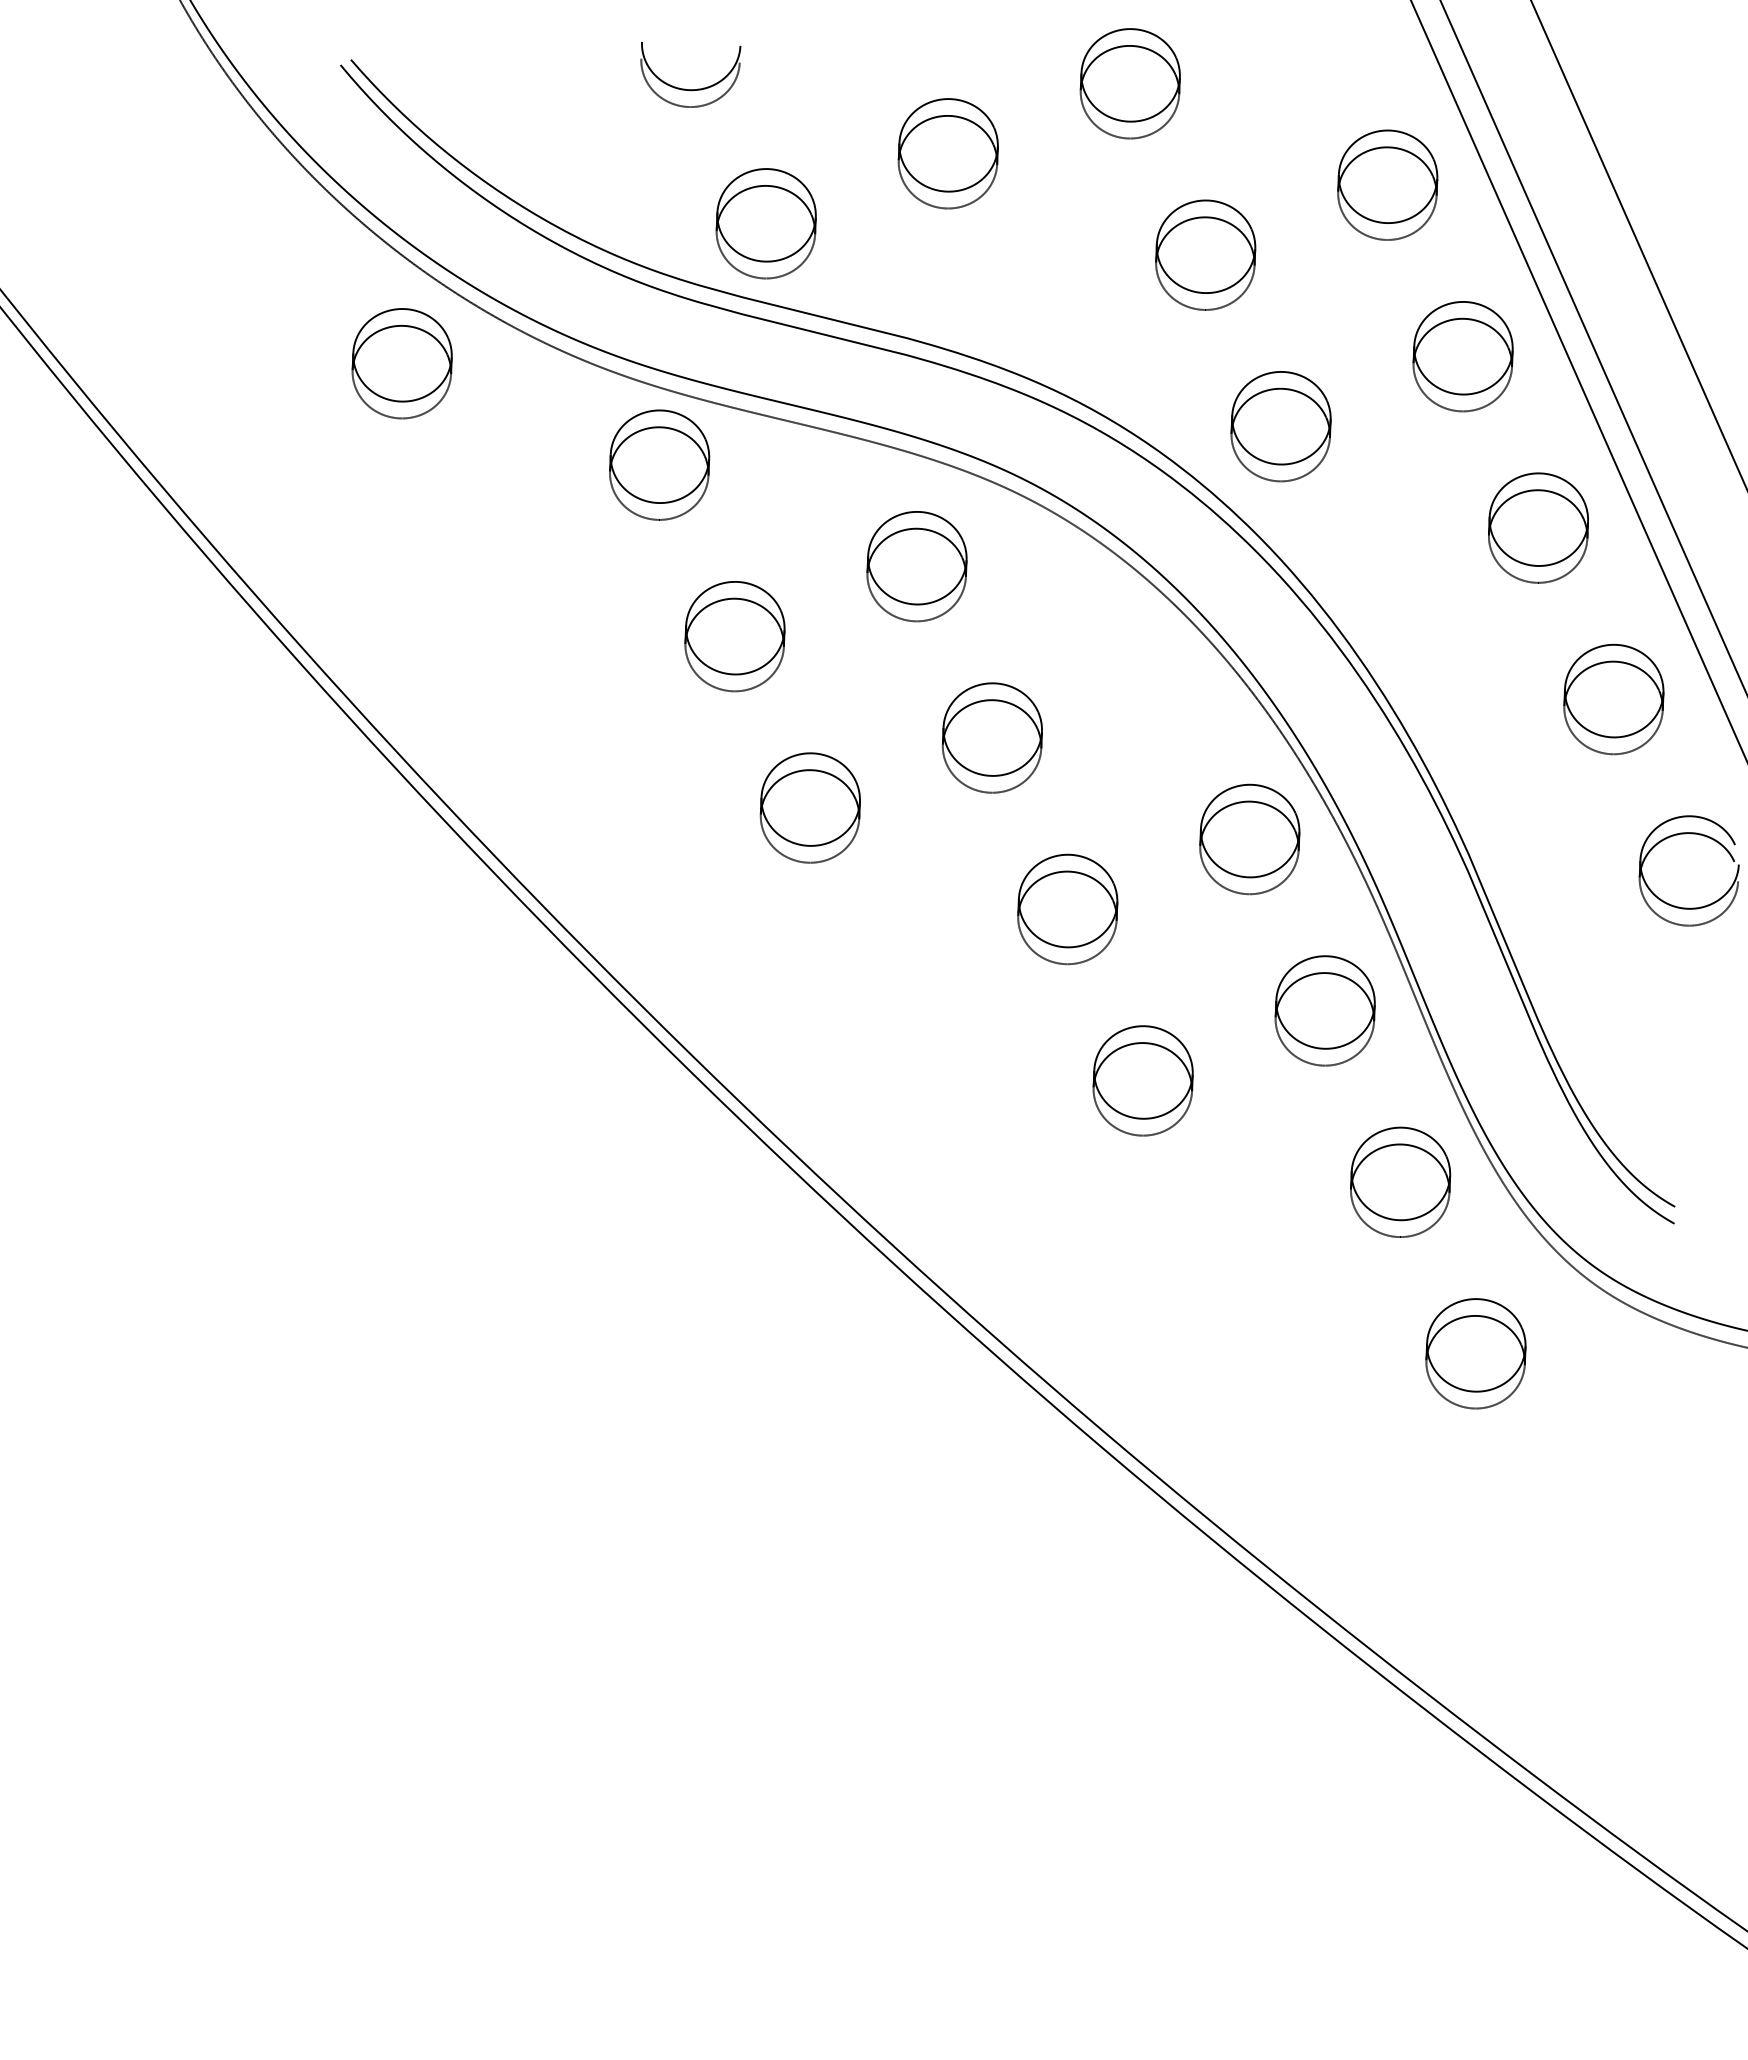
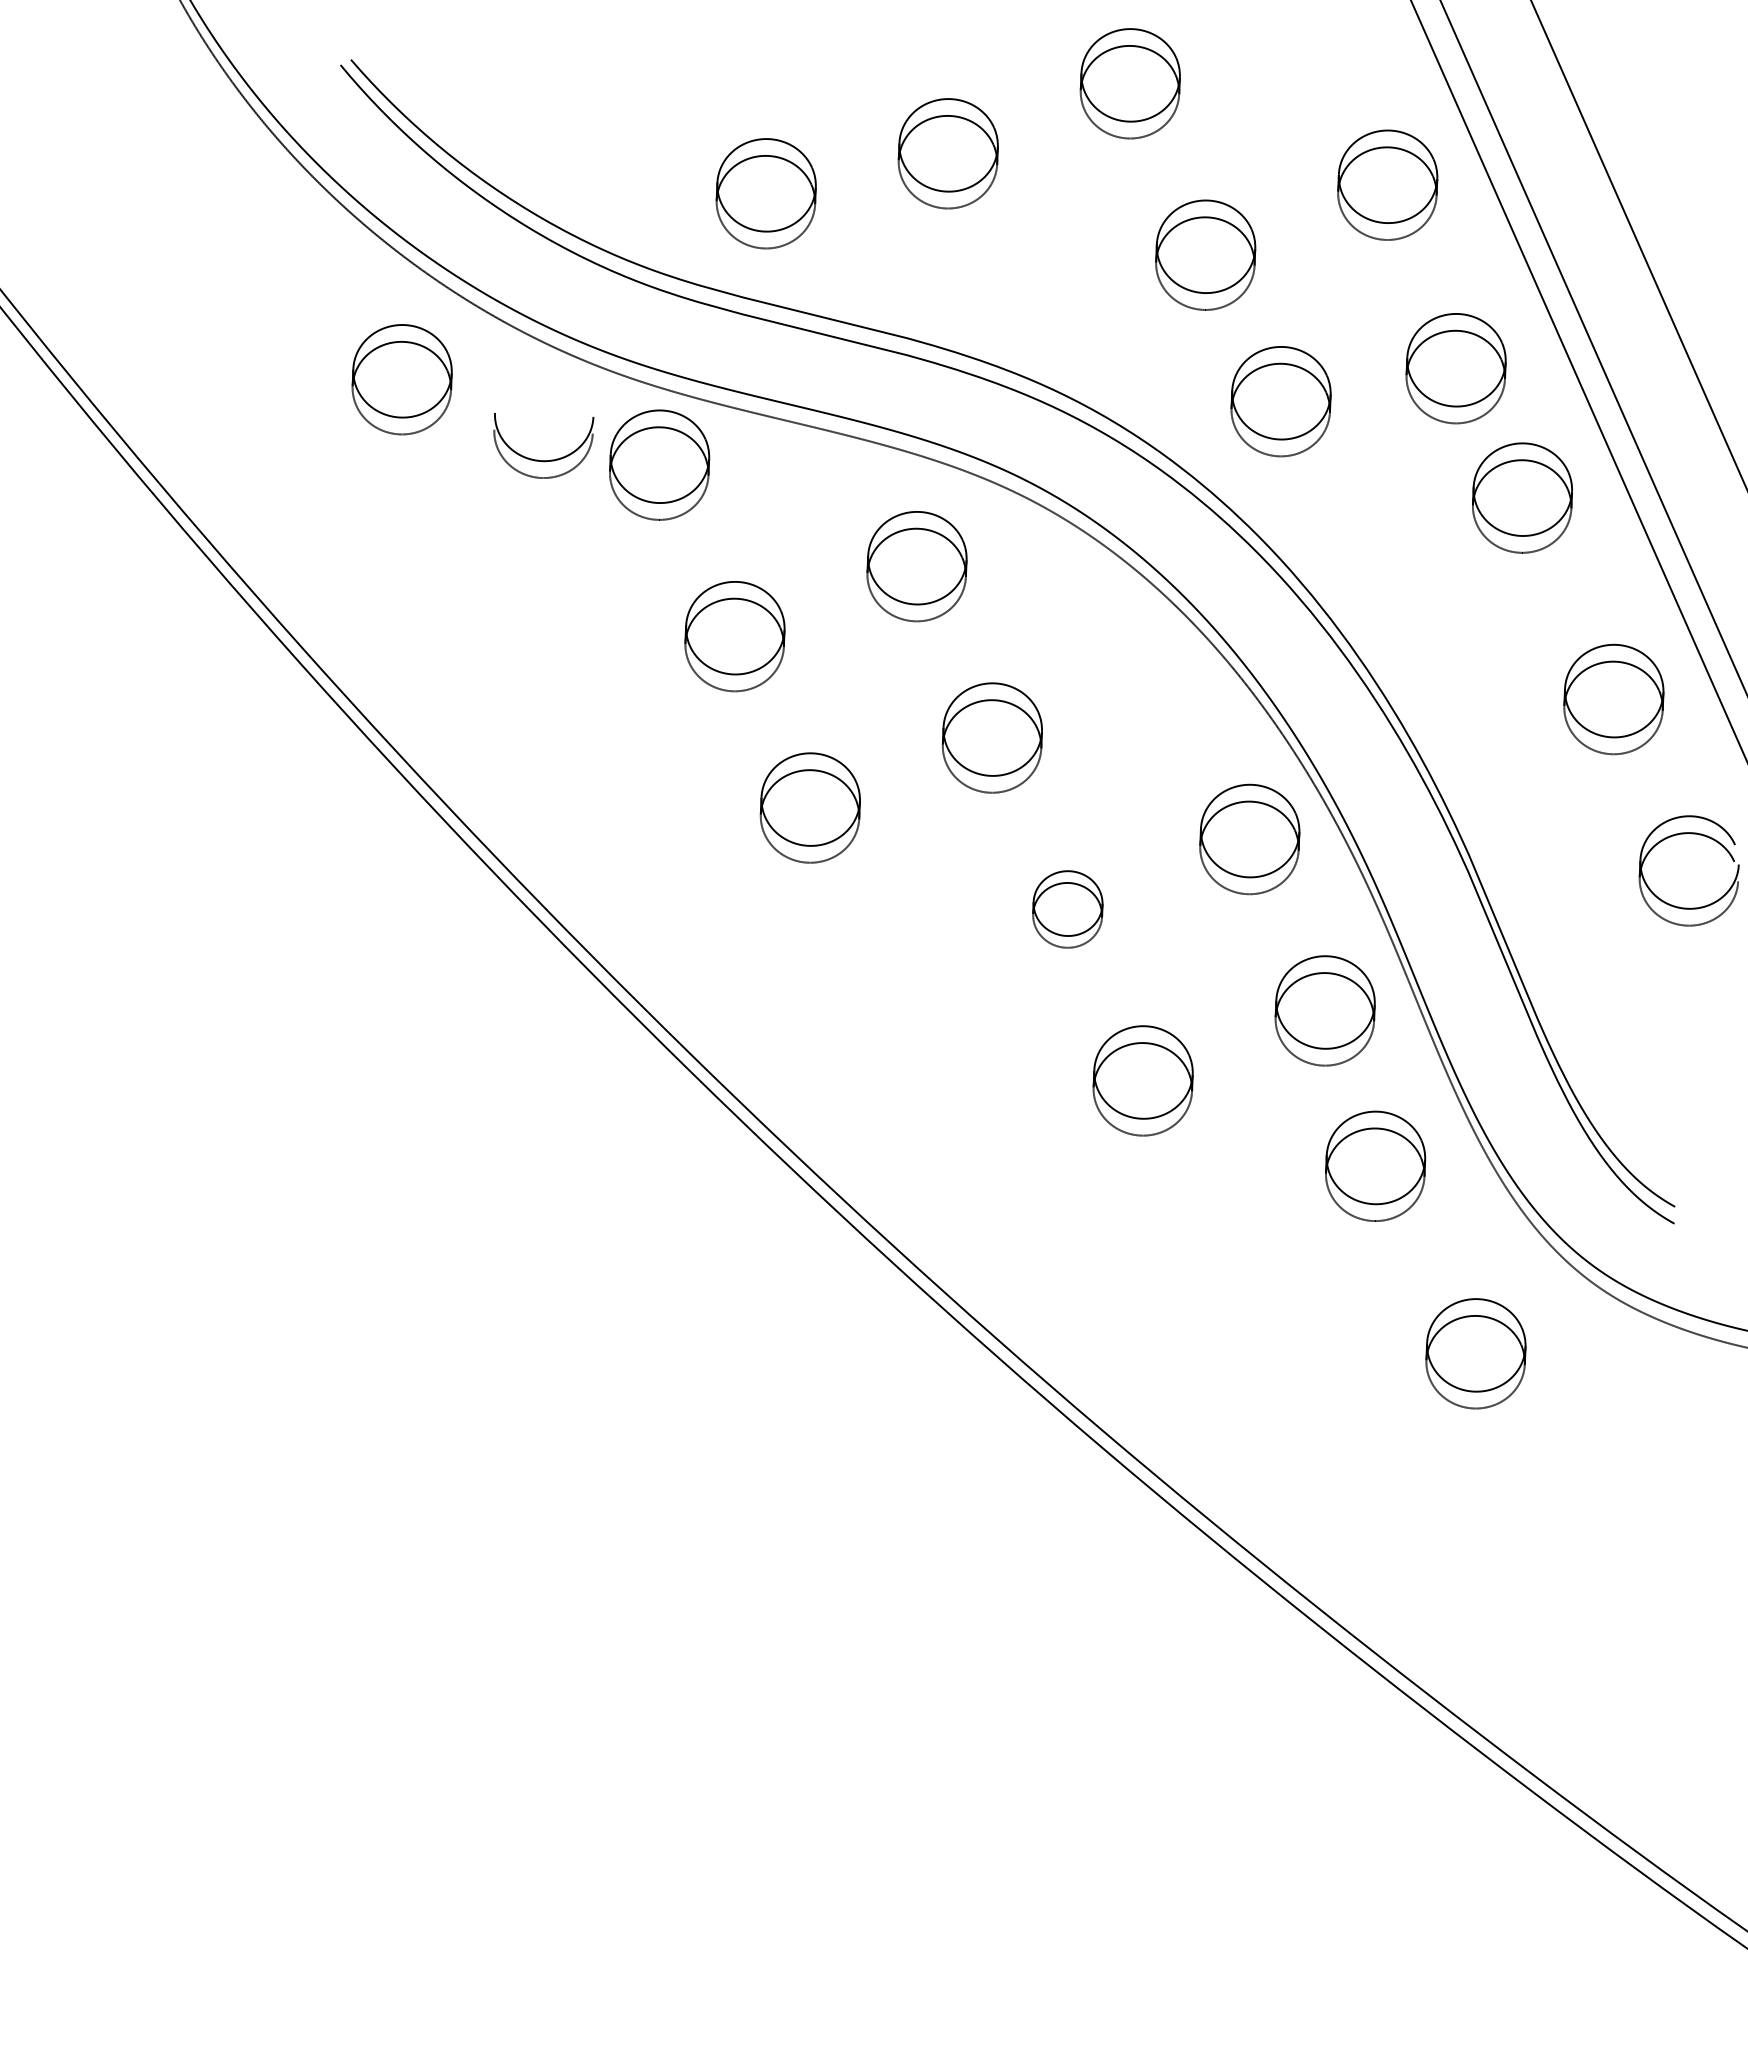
part position: (685, 88) -> (538, 459) (538, 459)
part position: (765, 223) -> (765, 193) (765, 193)
part position: (1462, 356) -> (1455, 368) (1455, 368)
part position: (401, 363) -> (401, 379) (401, 379)
part position: (1280, 426) -> (1280, 401) (1280, 401)
part position: (1538, 527) -> (1522, 497) (1522, 497)
part size: 102x113 px -> 72x79 px (1067, 909)
part position: (1400, 1181) -> (1375, 1165) (1375, 1165)
